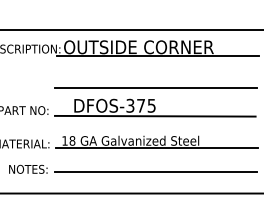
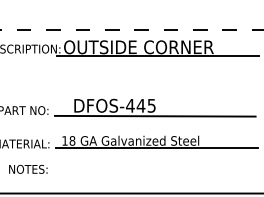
line: solid -> dashed (132, 29)
line: present -> none (156, 88)
text: DFOS-375 -> DFOS-445 (135, 105)
line: present -> none (156, 172)
